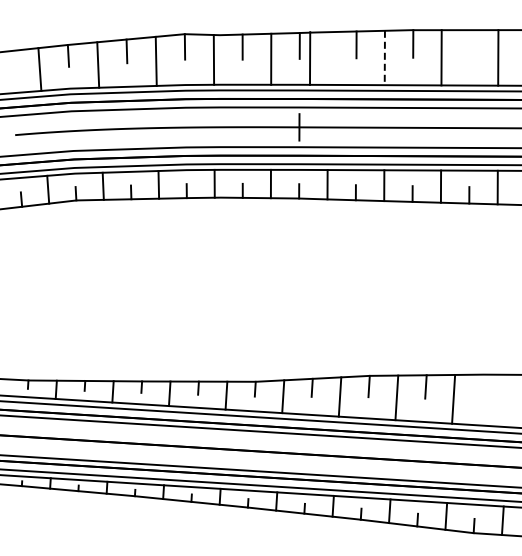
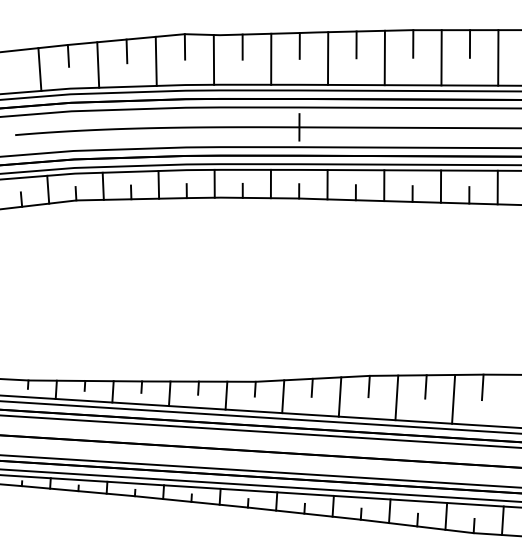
line: none -> present (469, 43)
line position: (310, 58) -> (328, 58) (328, 58)
line: dashed -> solid (384, 58)
line: none -> present (482, 387)
